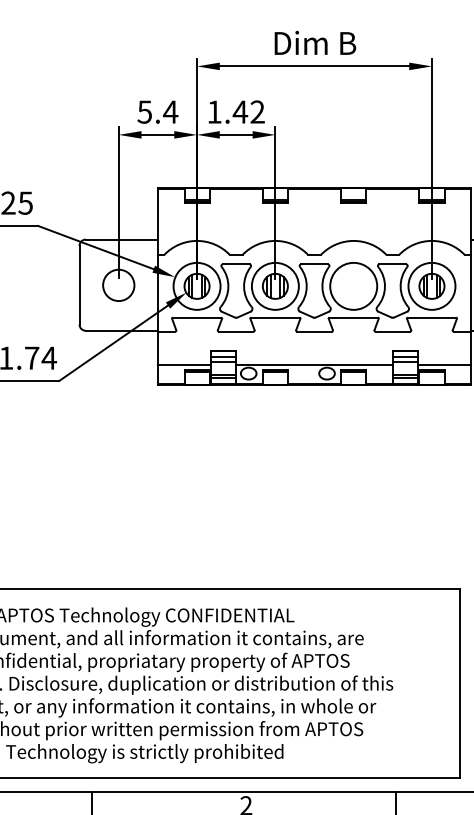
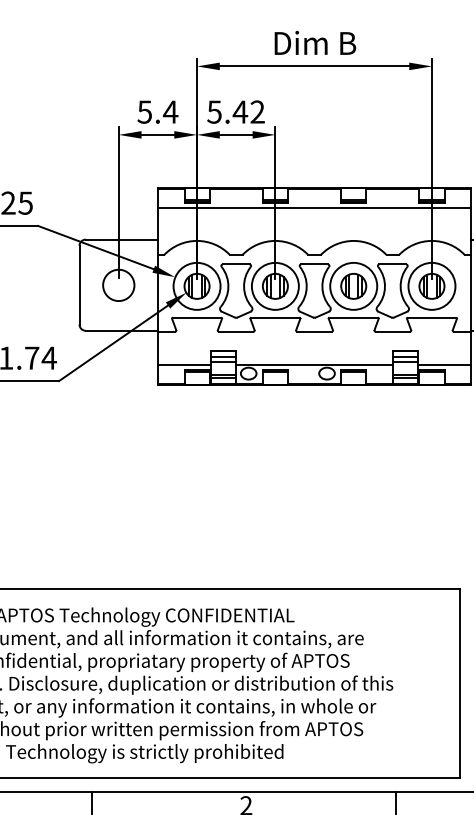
text: 1.42 -> 5.42 (214, 111)
line: none -> present (313, 207)
part: none -> present (353, 286)
